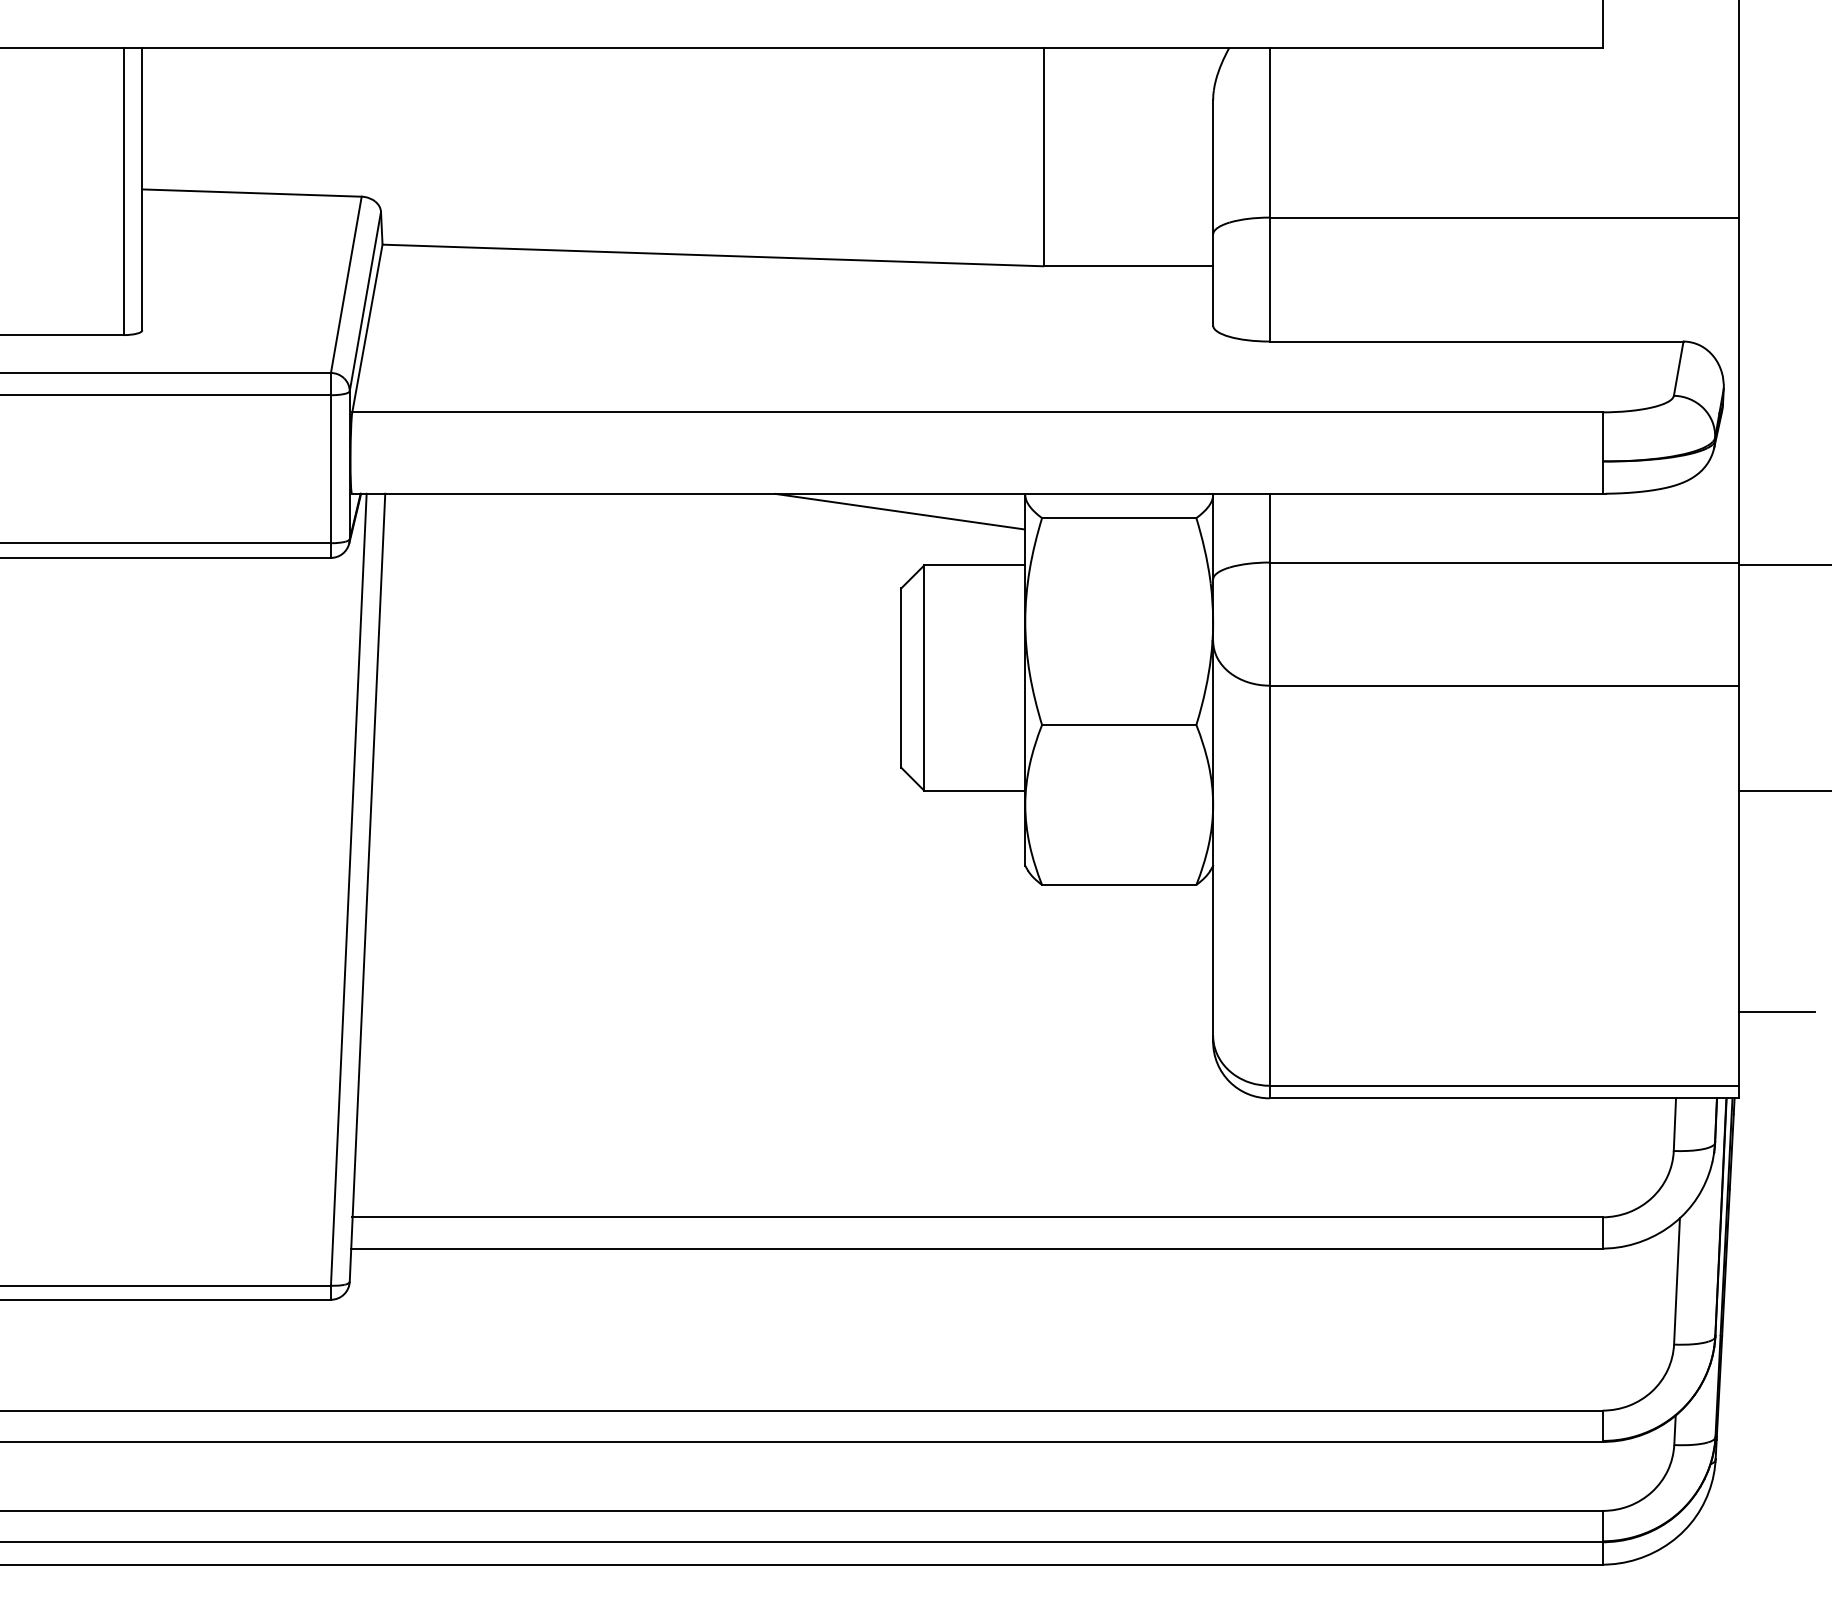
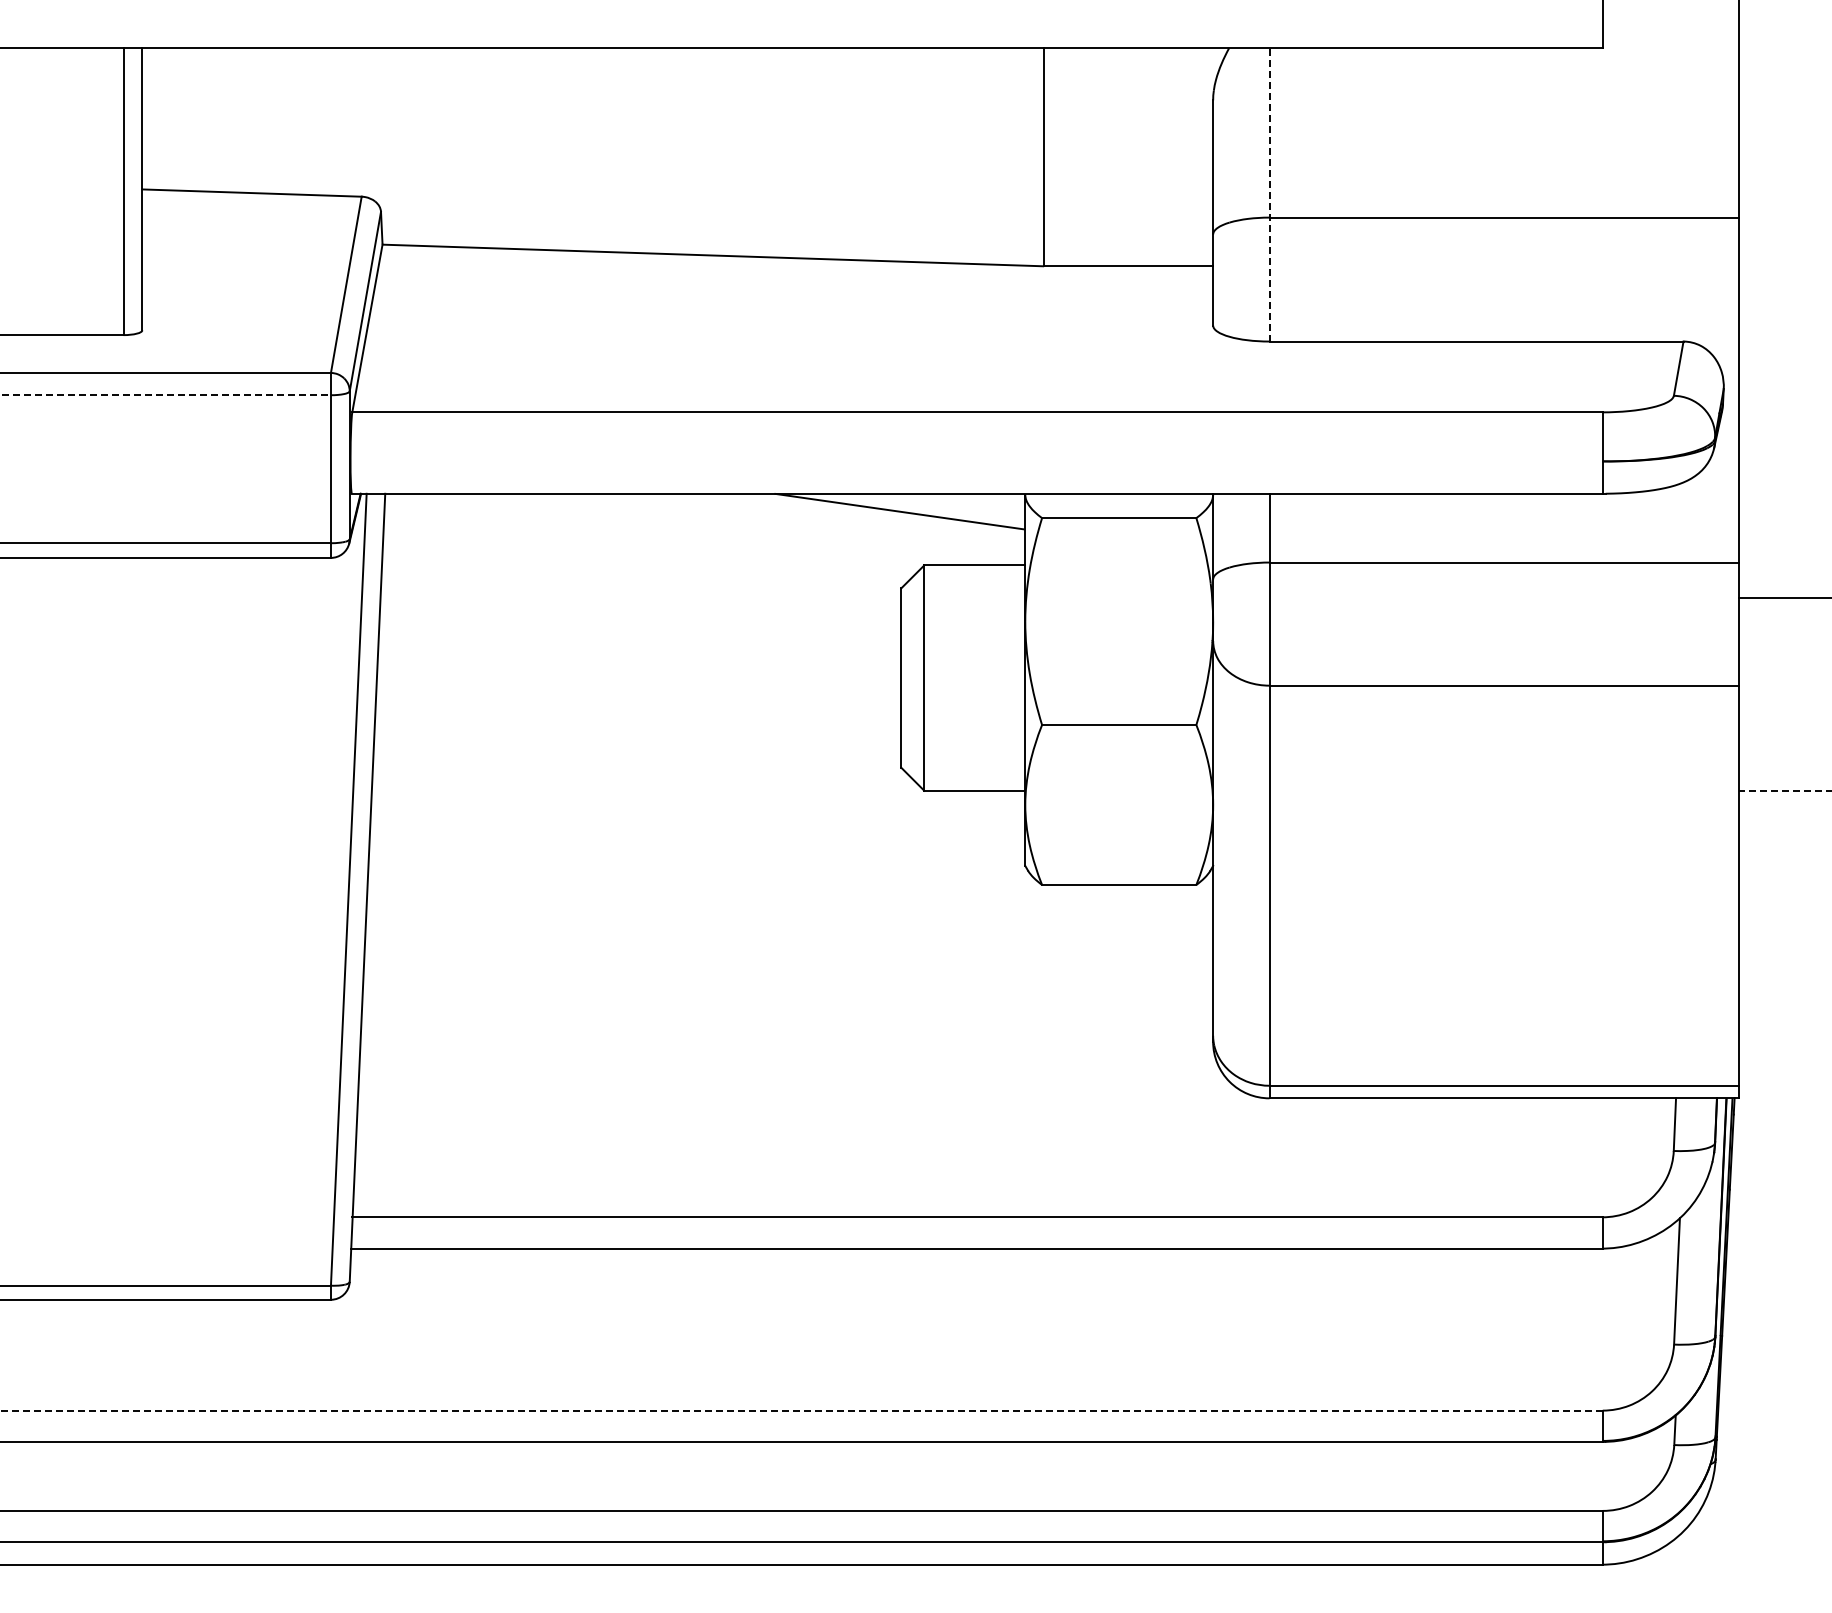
line: solid -> dashed (1269, 194)
line: solid -> dashed (165, 395)
line position: (1783, 565) -> (1783, 598) (1783, 598)
line: solid -> dashed (1785, 790)
line: present -> none (1776, 1011)
line: solid -> dashed (801, 1410)
